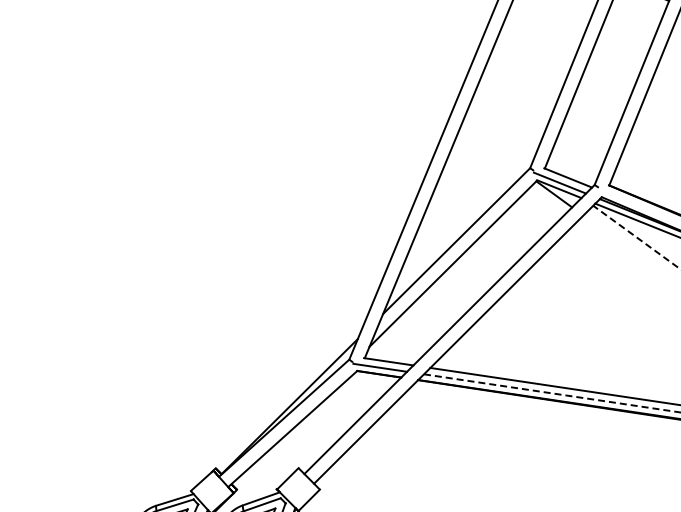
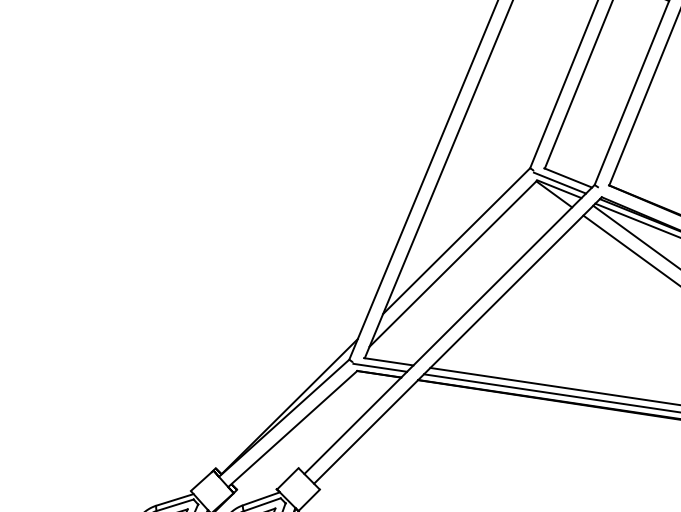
line: dashed -> solid (636, 237)
line: none -> present (630, 249)
line: dashed -> solid (552, 393)
